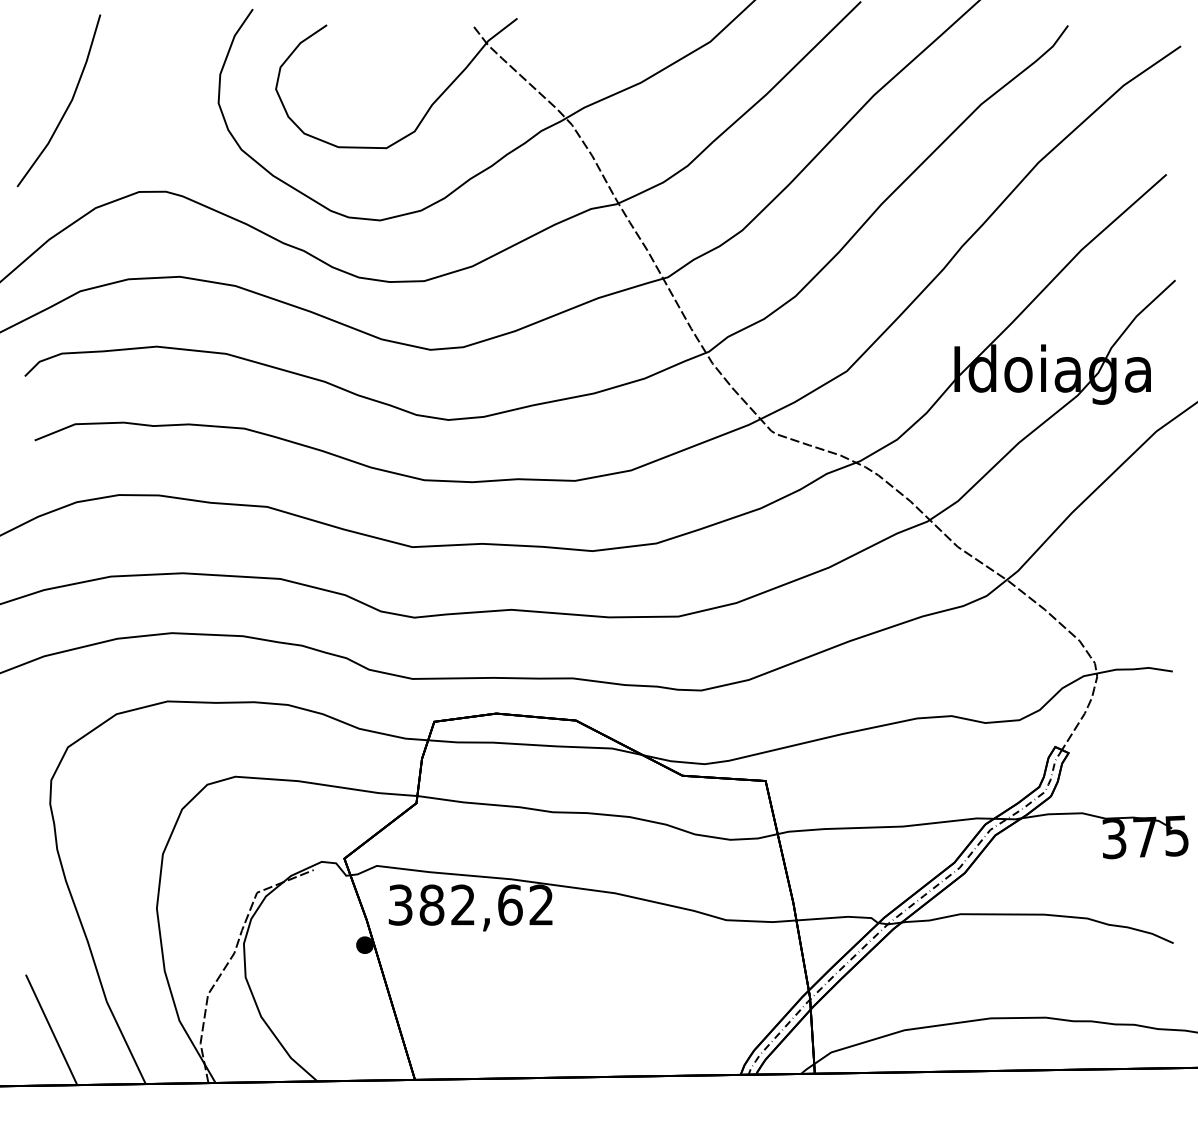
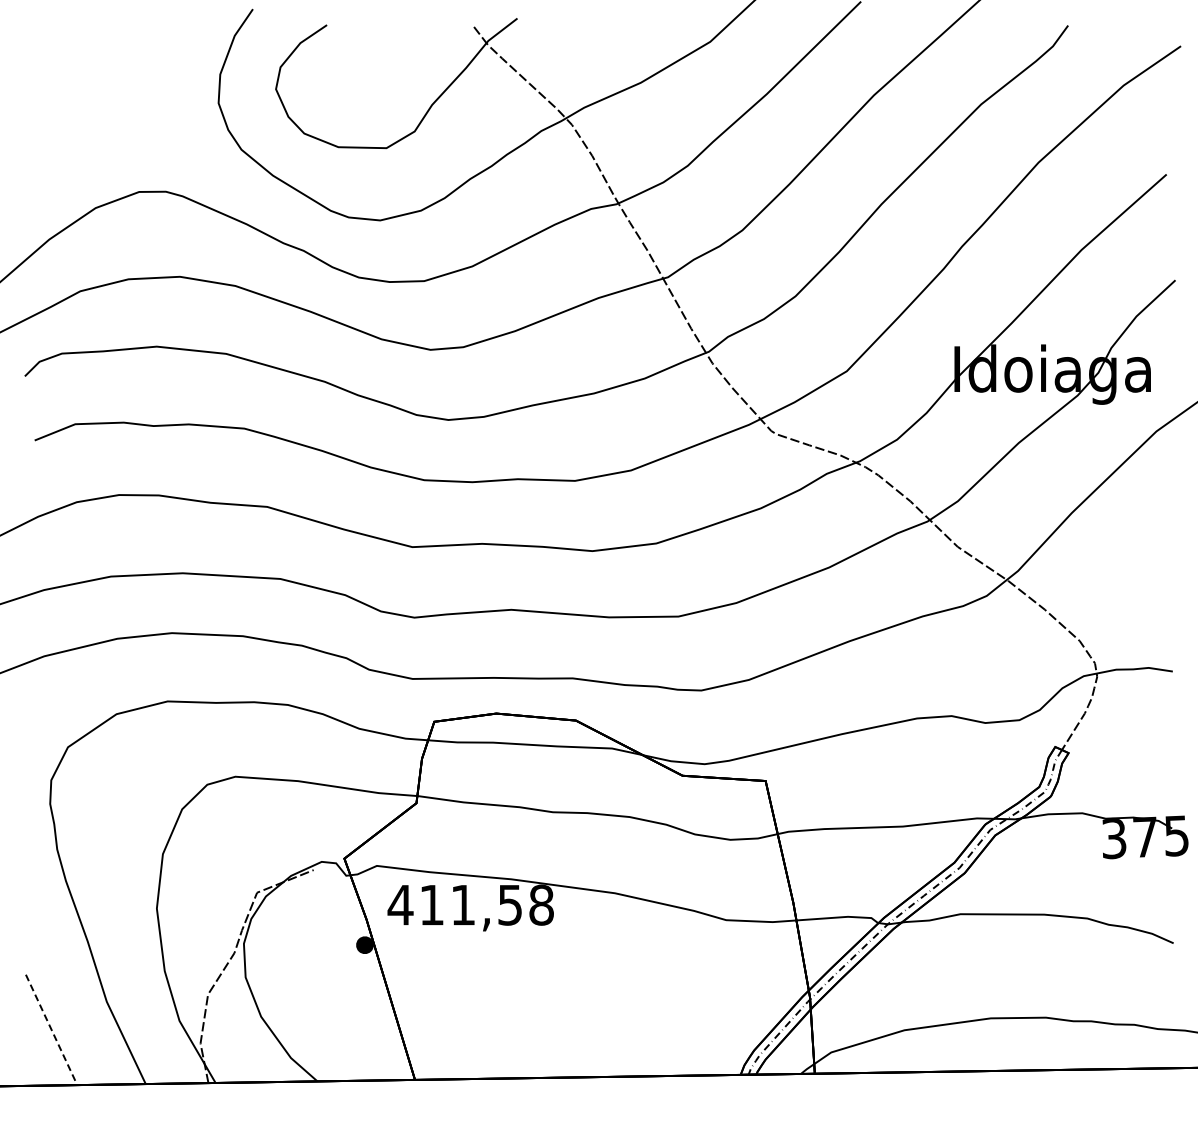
line: present -> none (68, 104)
text: 382,62 -> 411,58 (470, 904)
line: solid -> dashed (51, 1029)
